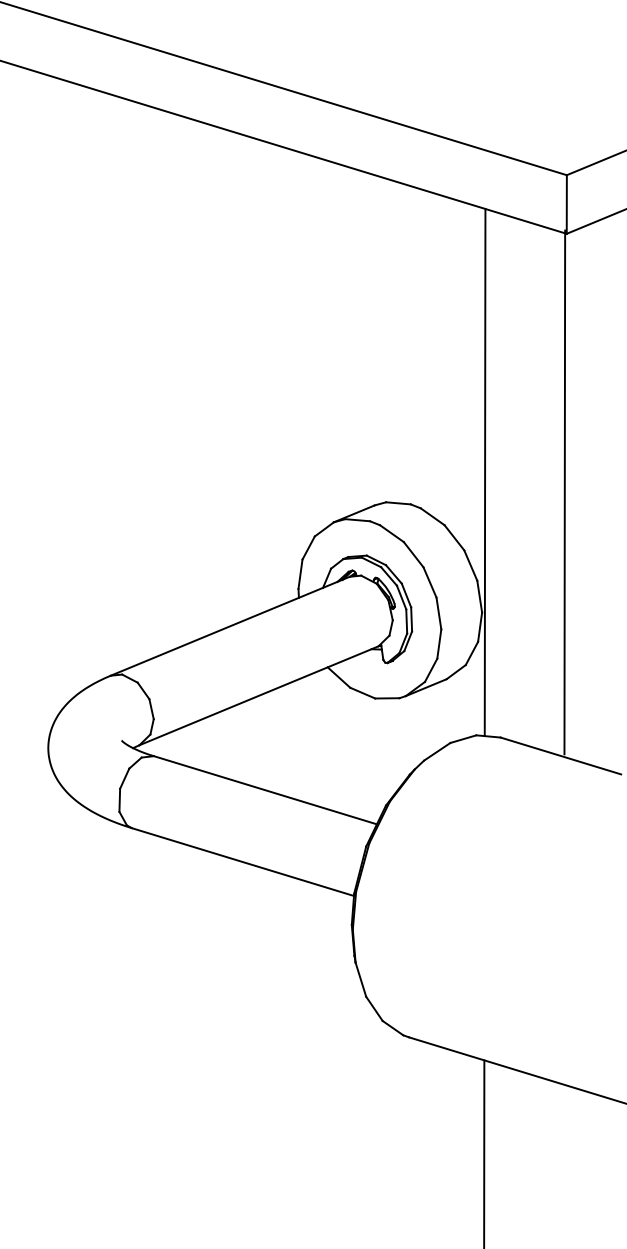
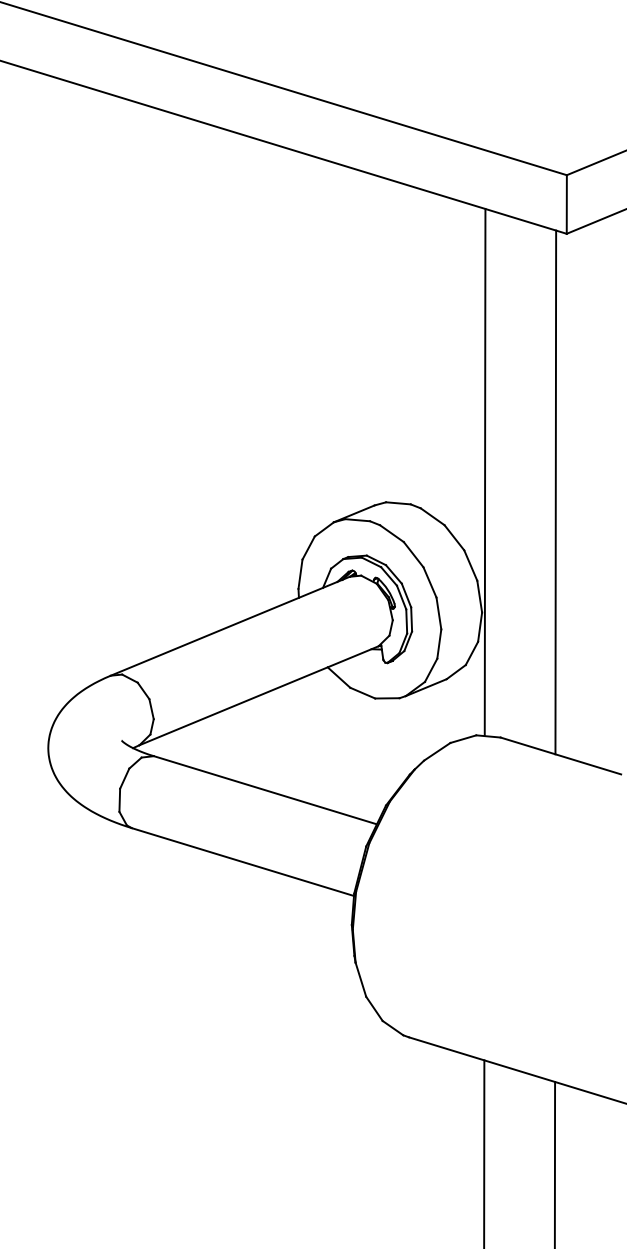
line position: (564, 492) -> (555, 492) (555, 492)
line: none -> present (554, 1163)
